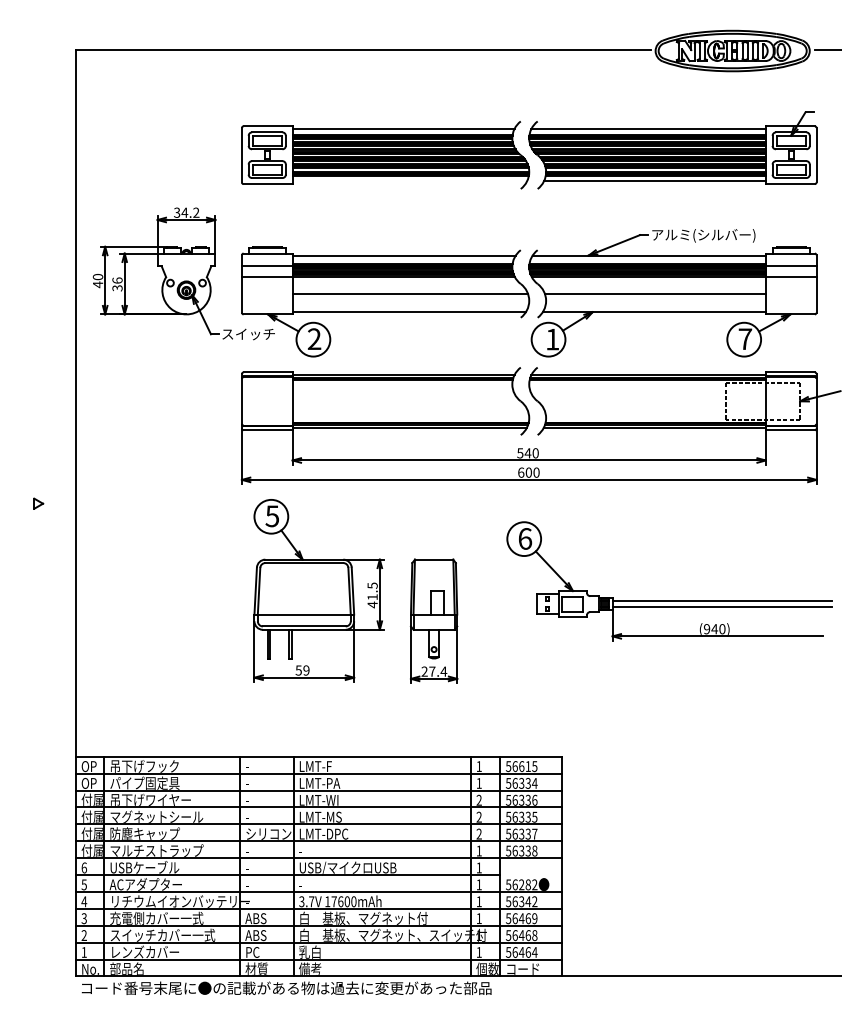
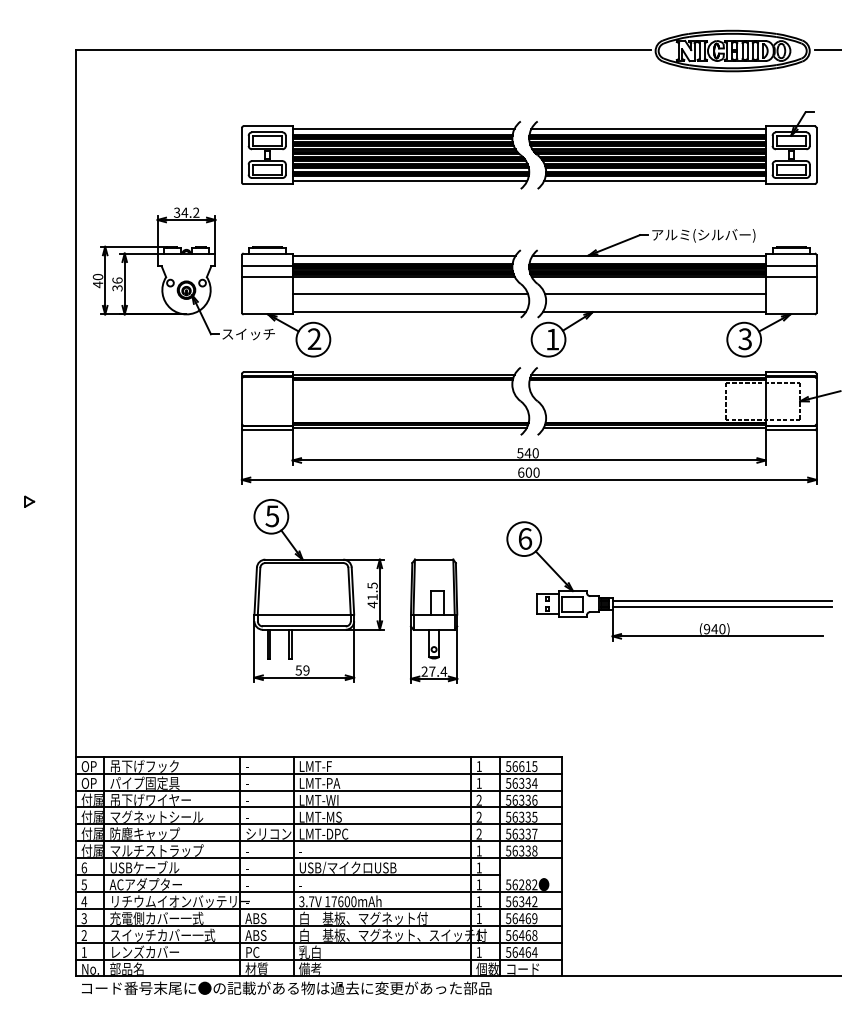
line: none -> present (409, 181)
text: 7 -> 3 (745, 339)
part position: (38, 503) -> (29, 501) (29, 501)
